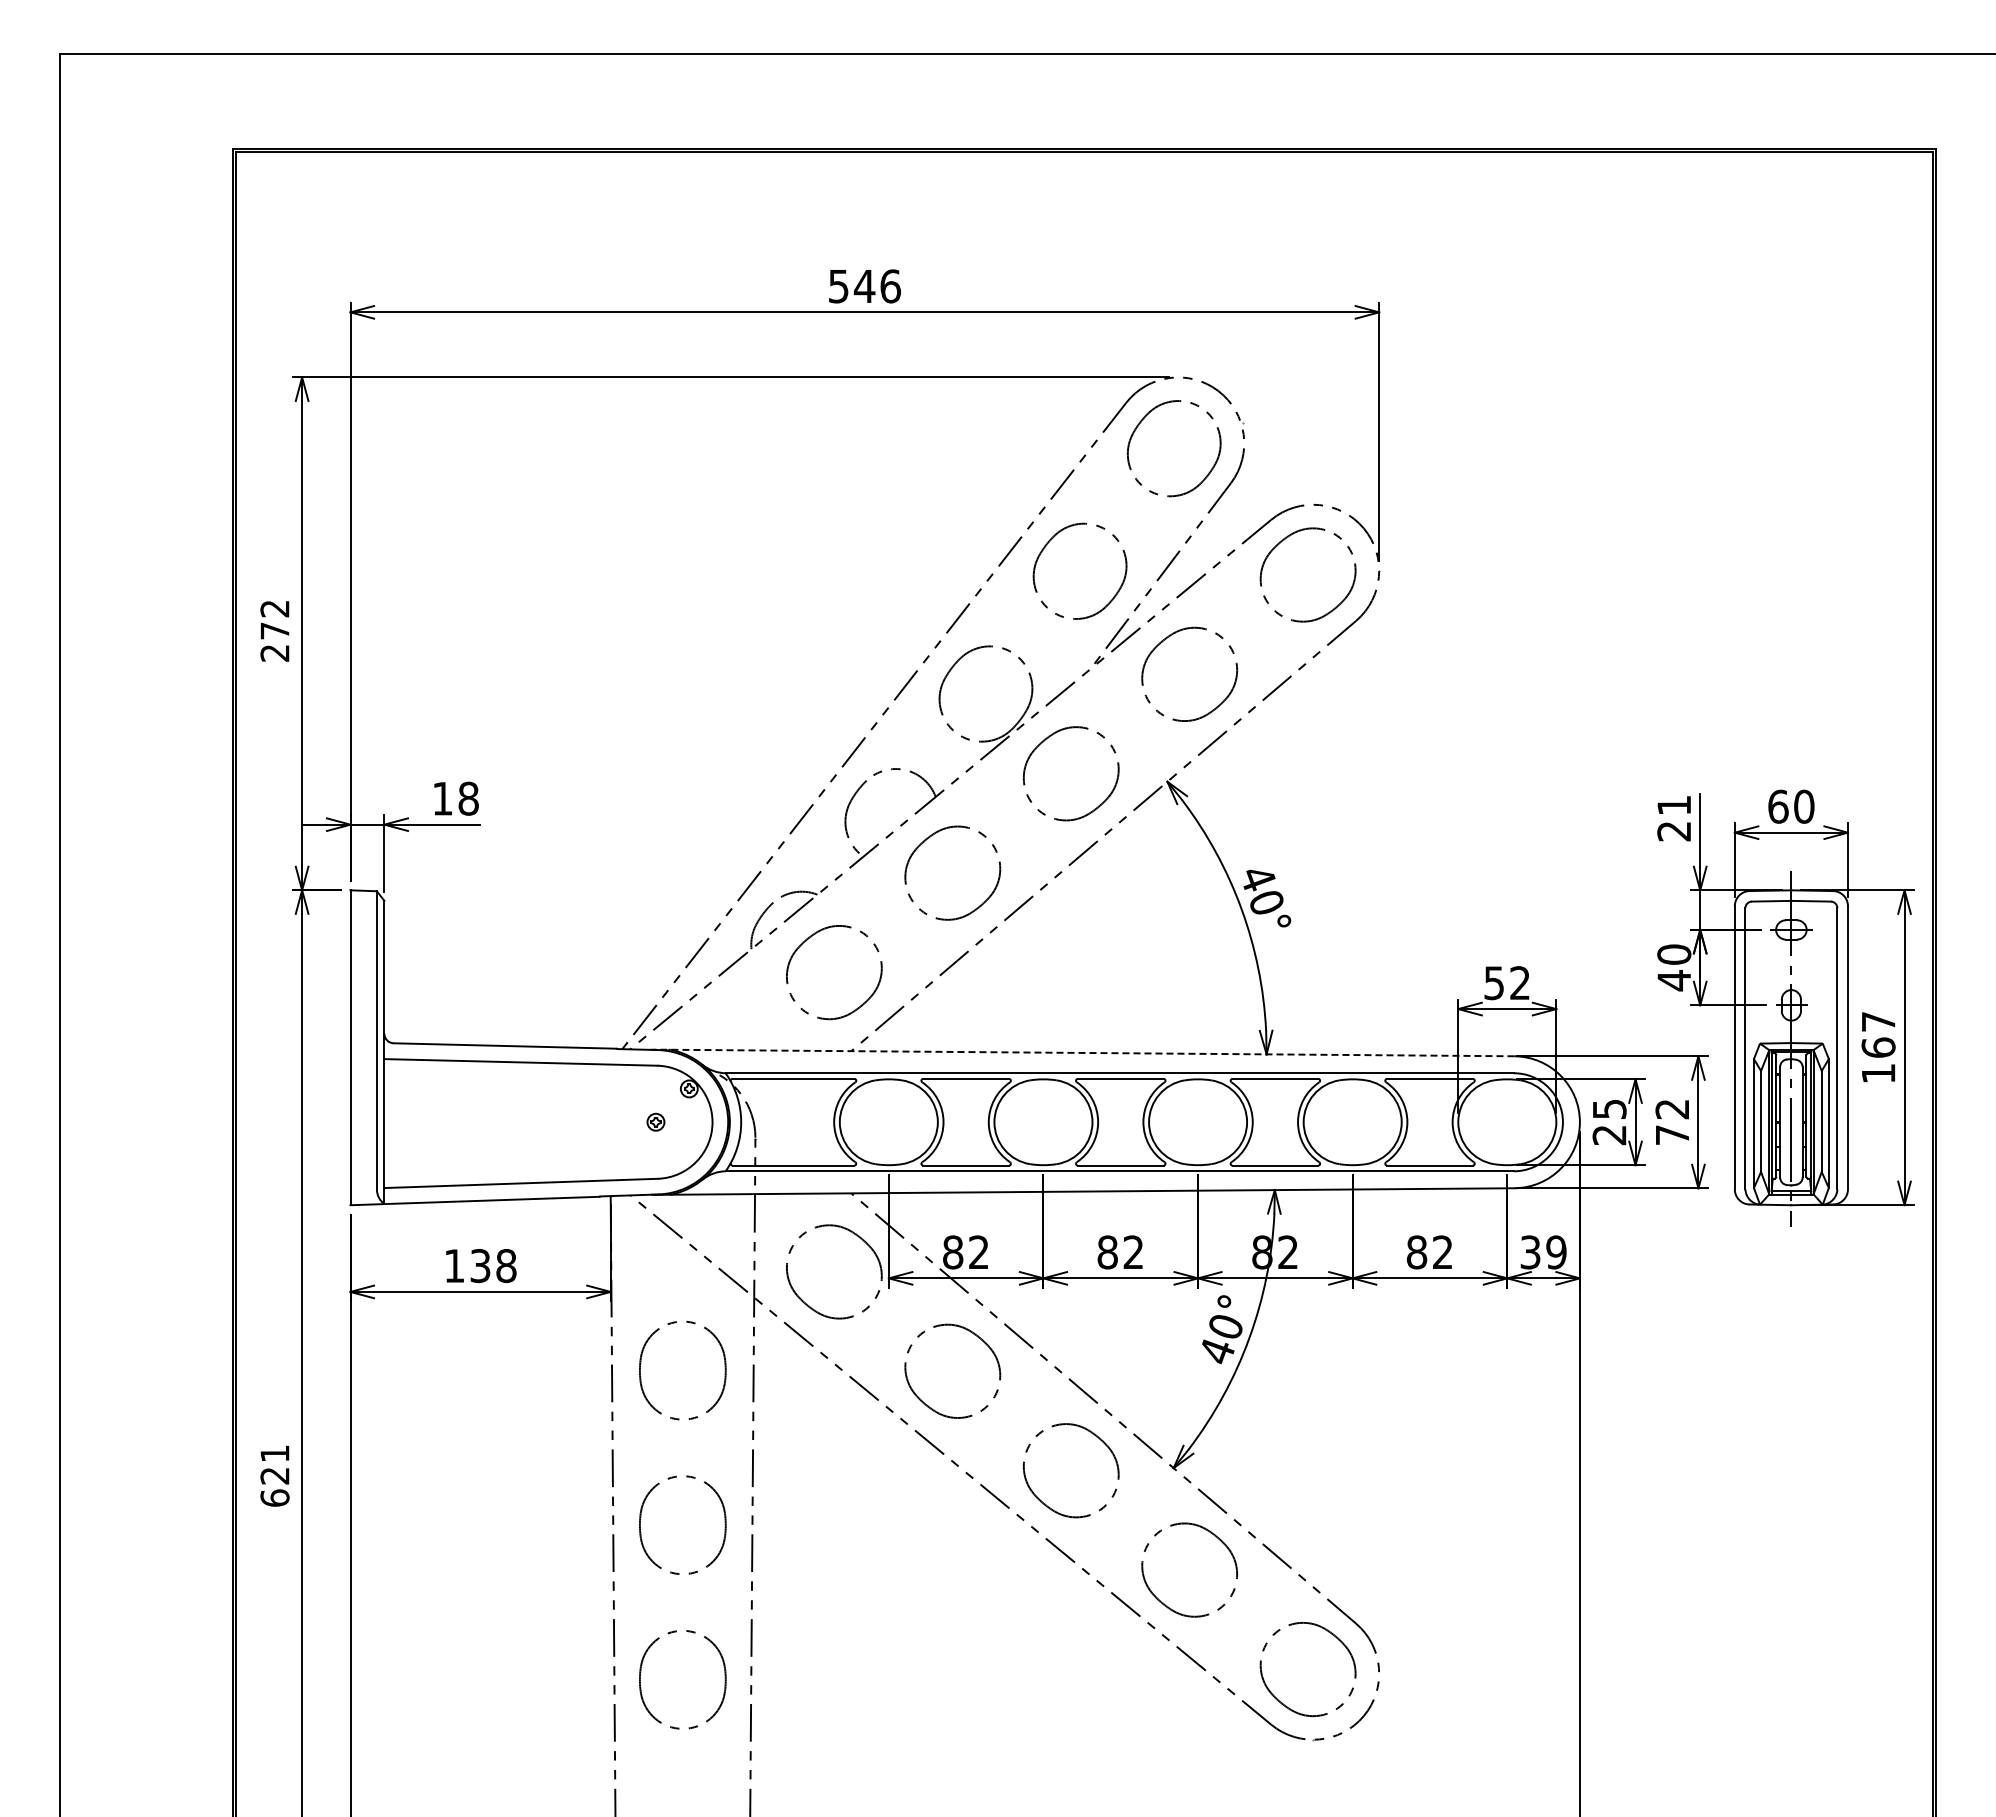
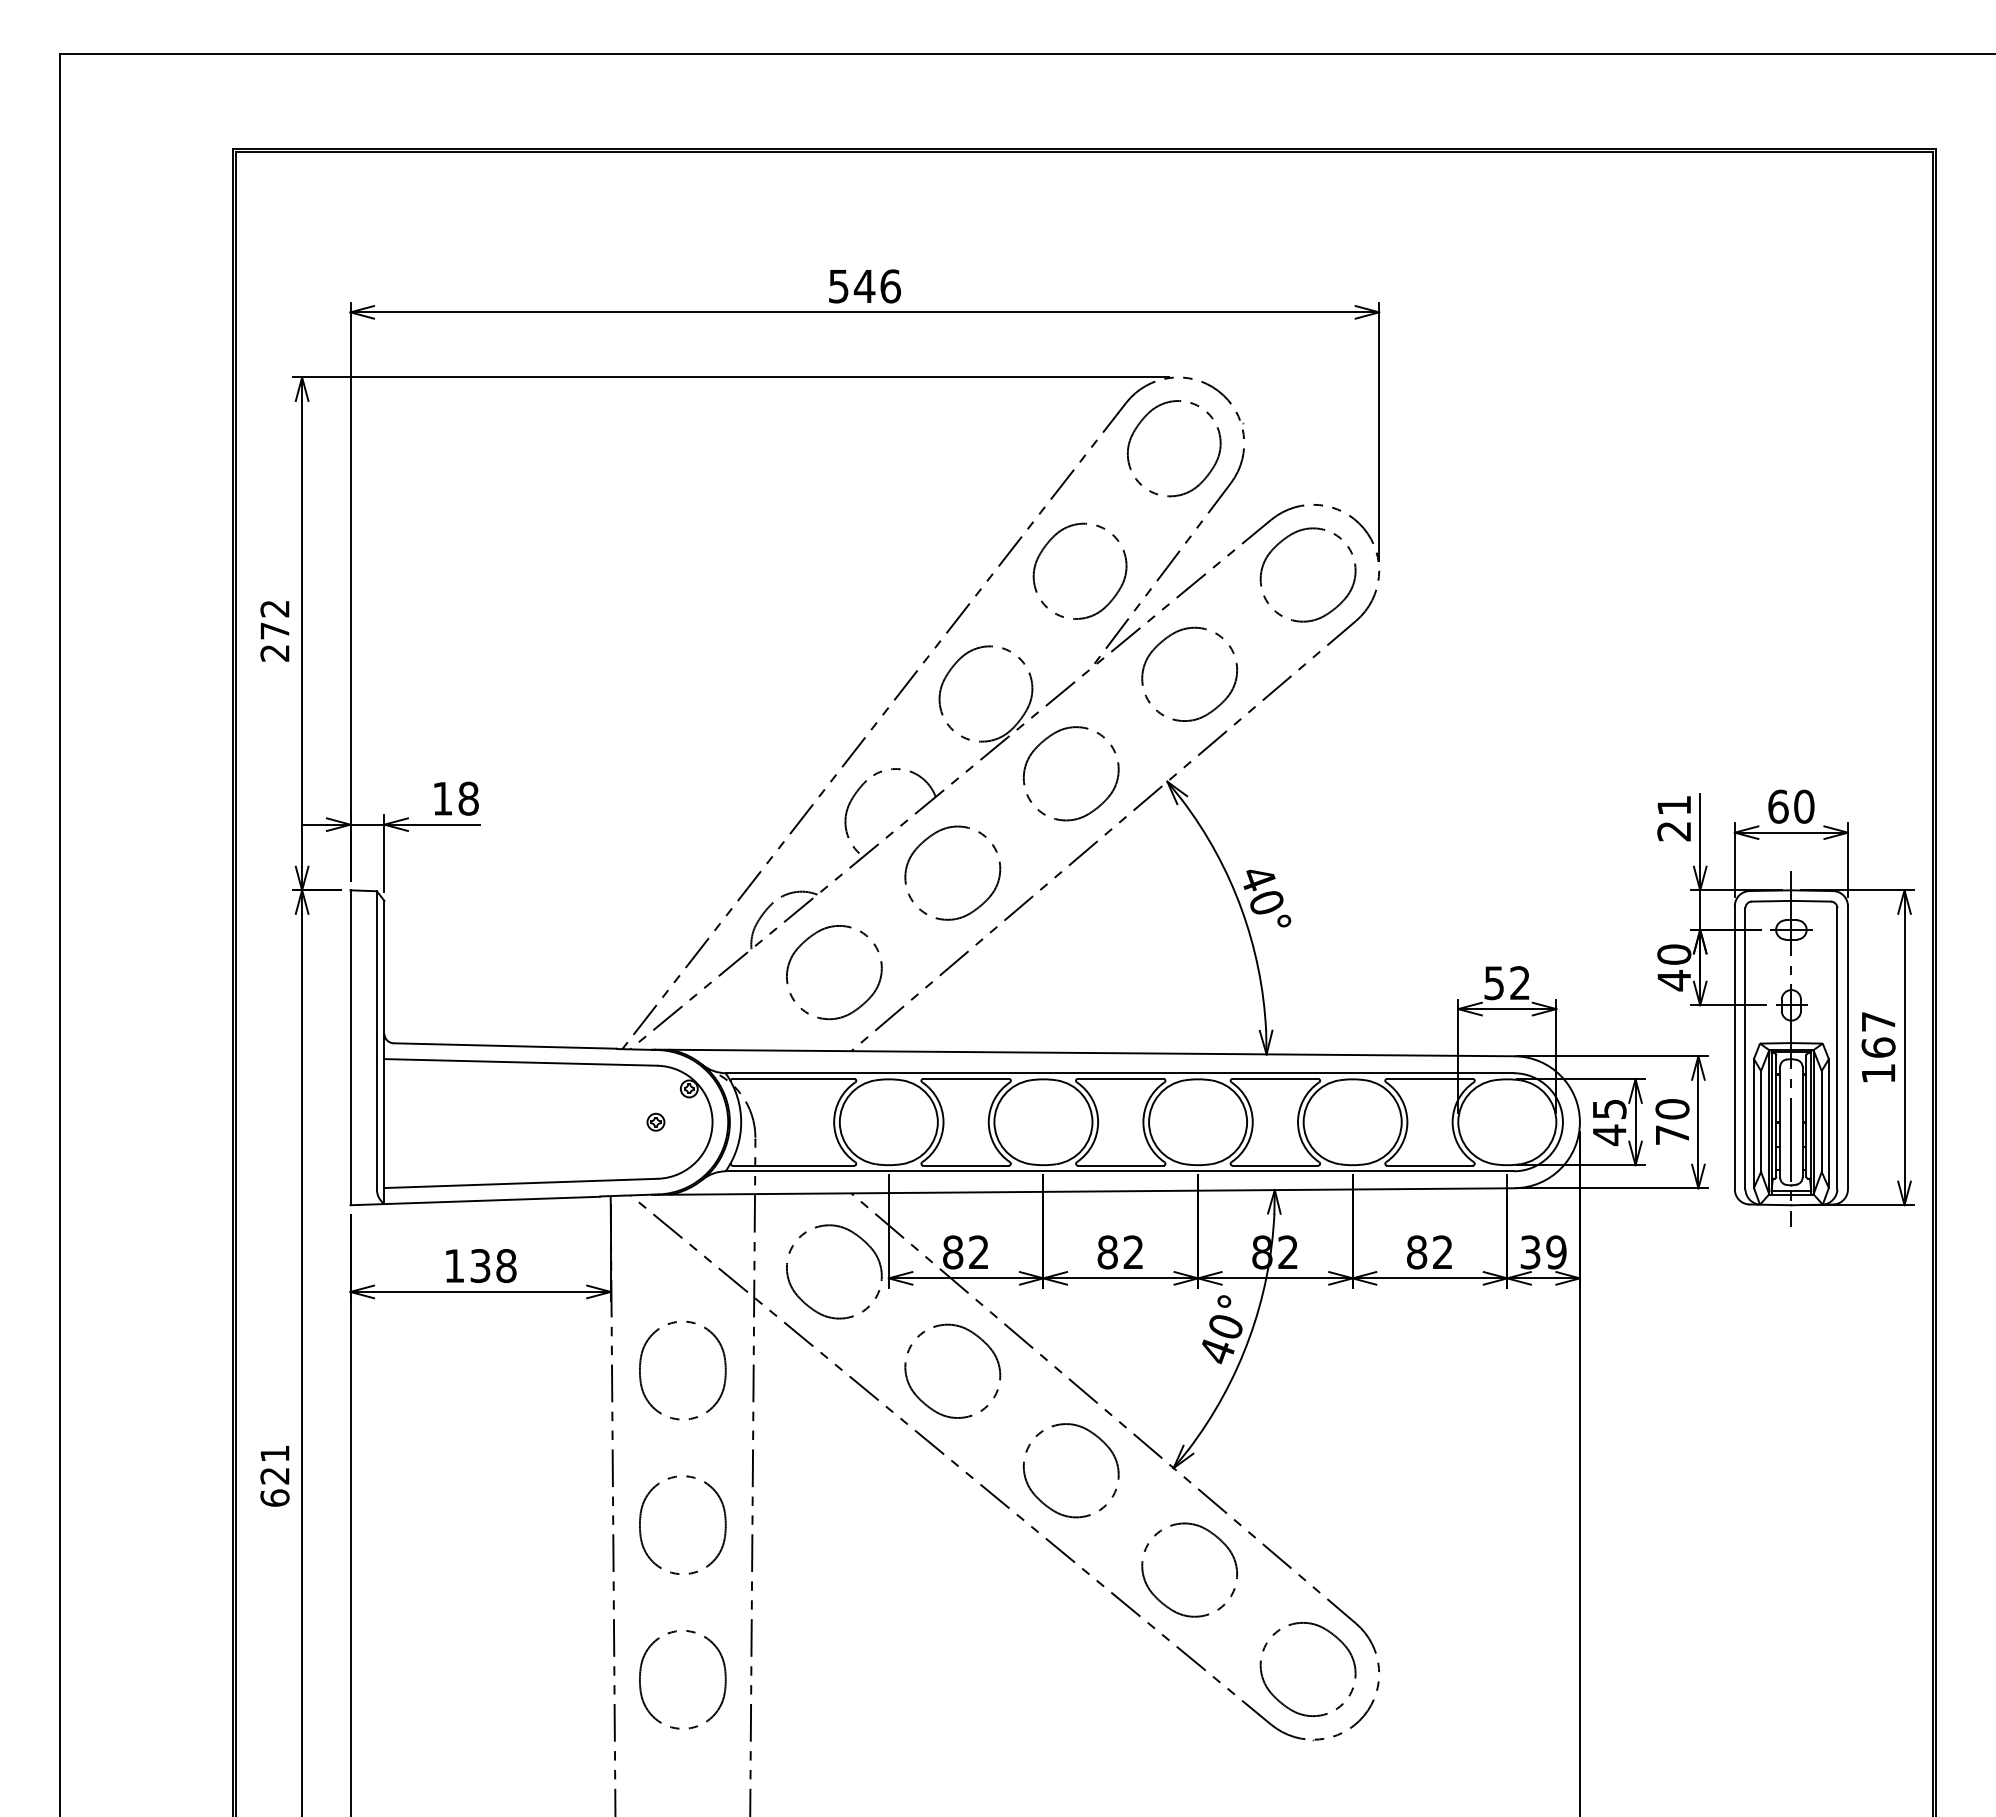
line: dashed -> solid (1084, 1052)
text: 72 -> 70 (1672, 1109)
text: 25 -> 45 (1609, 1135)
